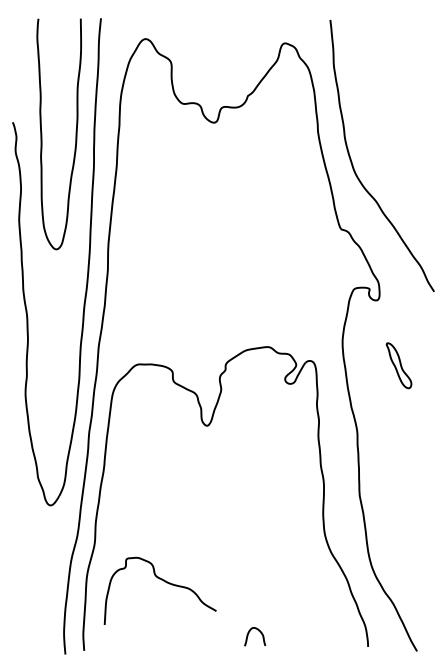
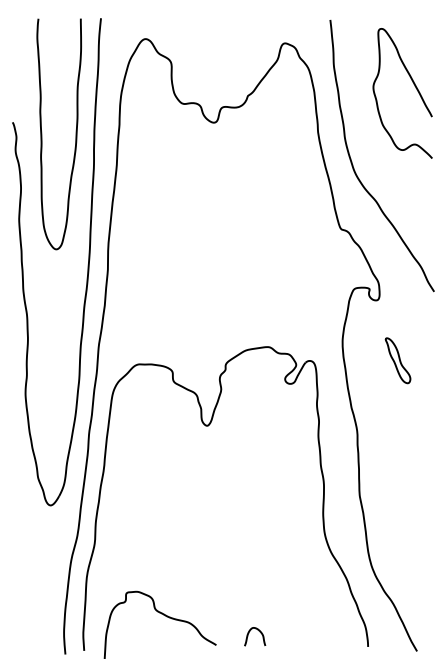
curve: none -> present (414, 86)
part position: (398, 365) -> (397, 360) (397, 360)
curve position: (163, 581) -> (163, 615) (163, 615)
